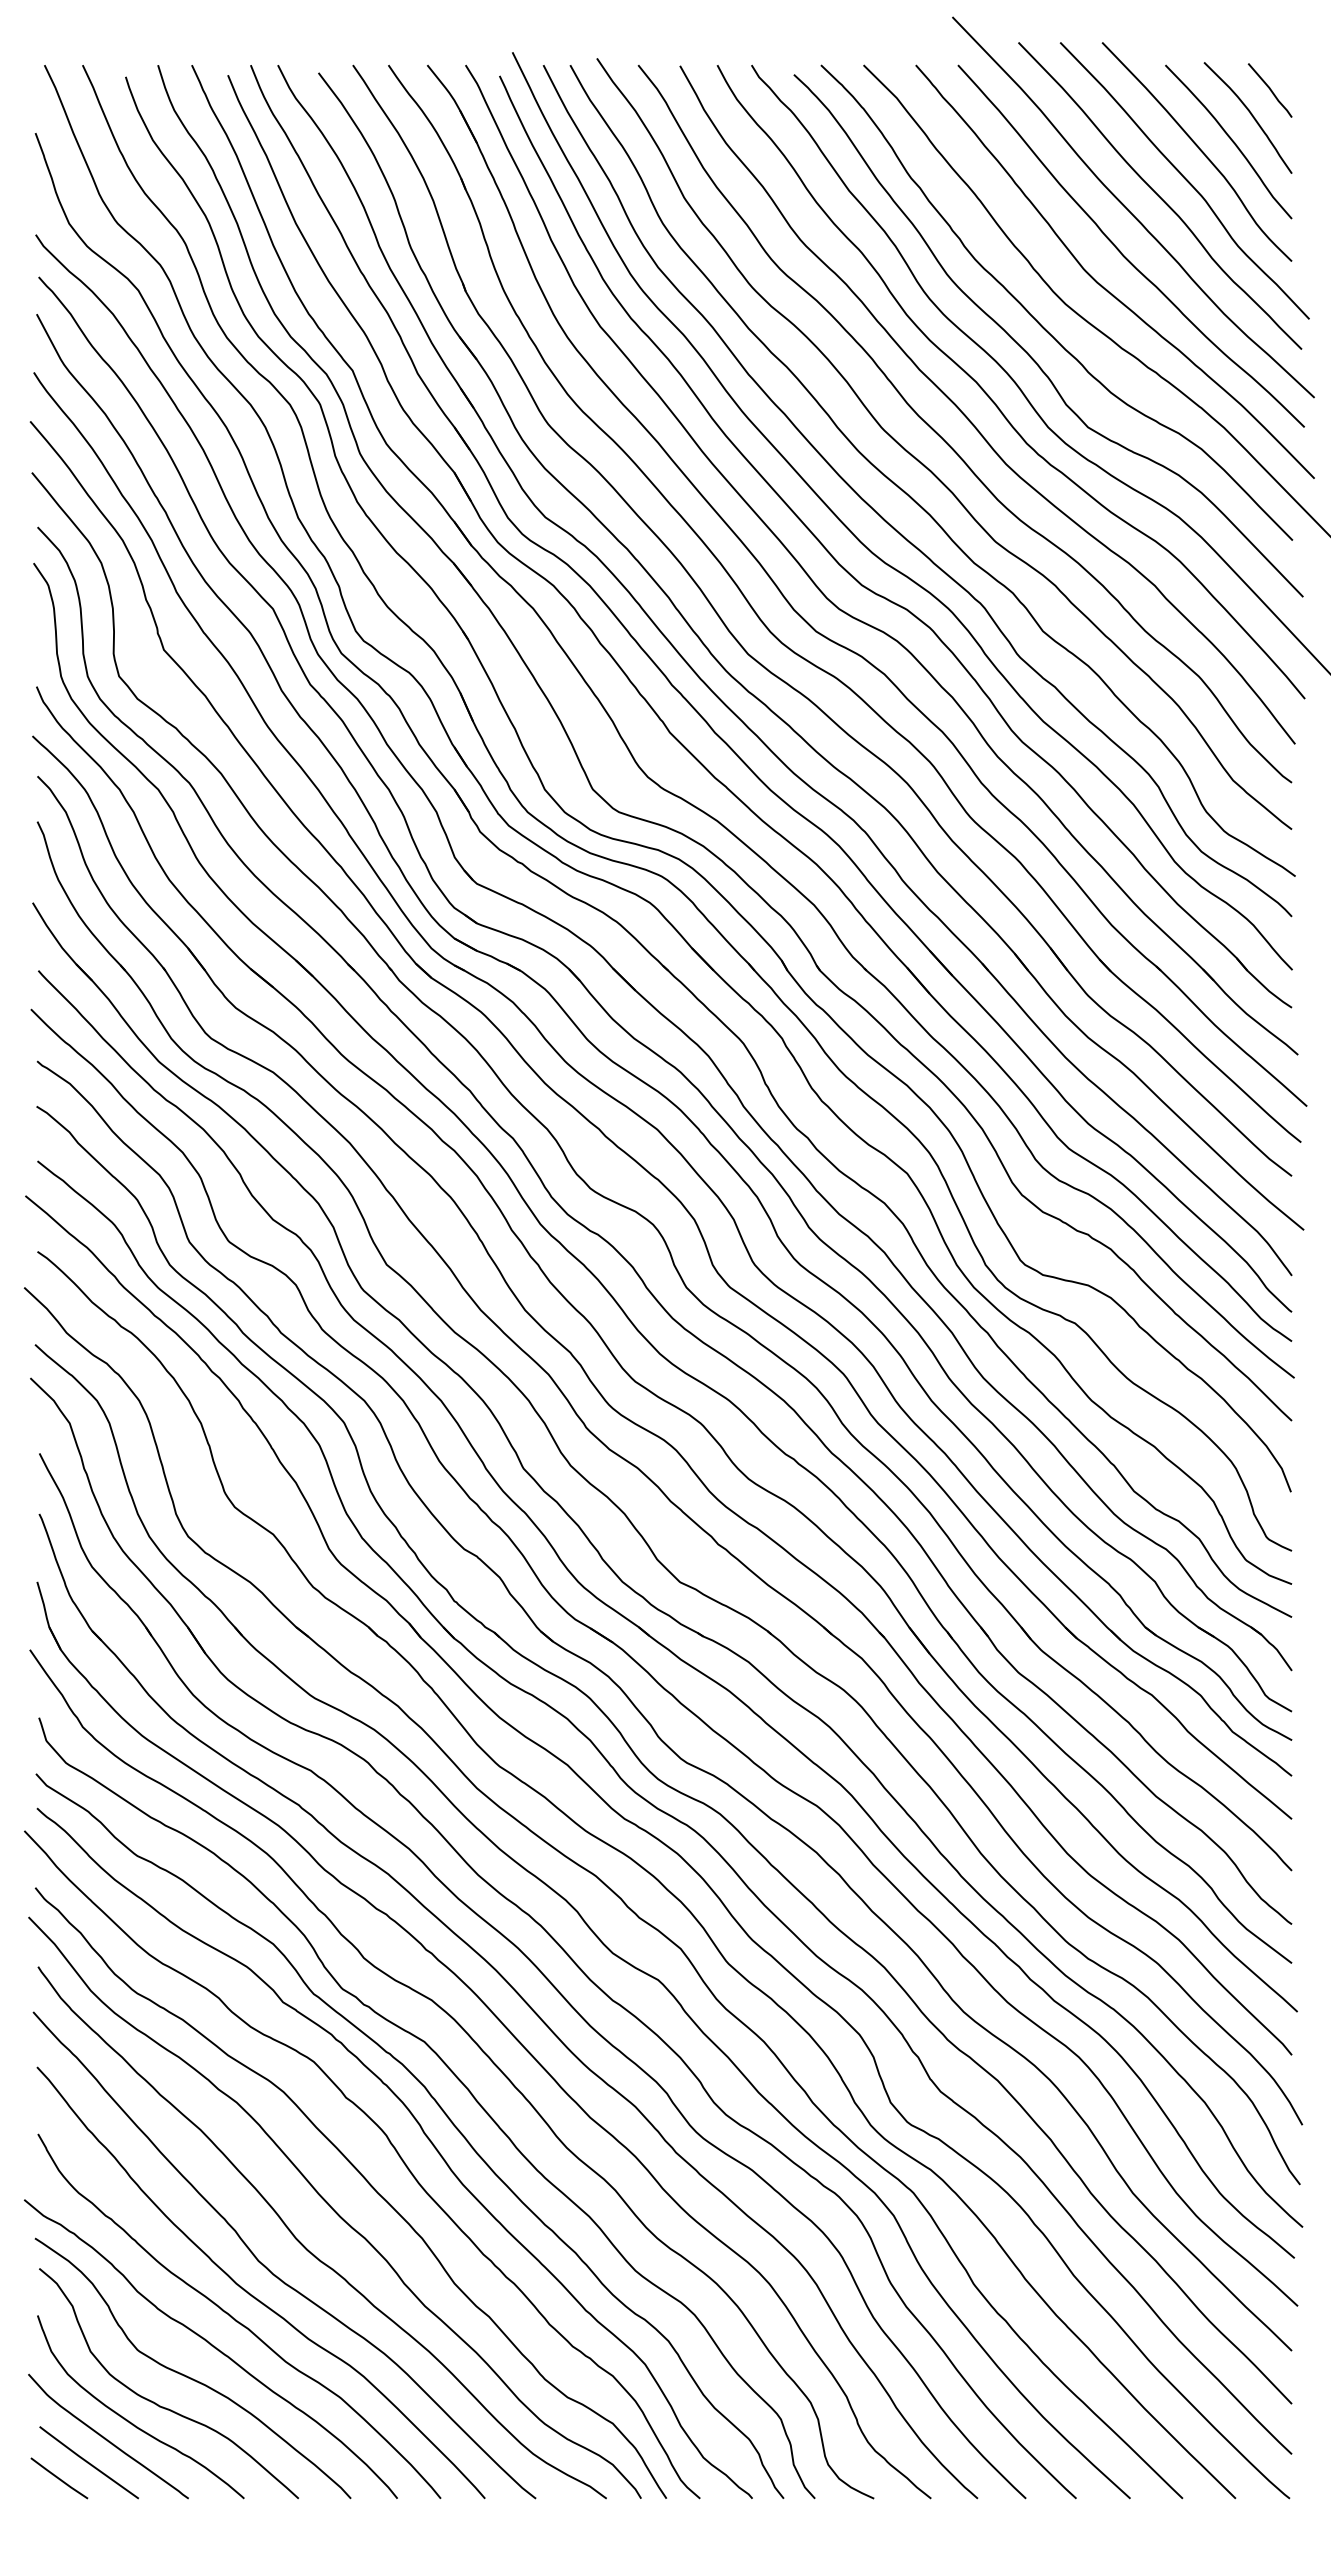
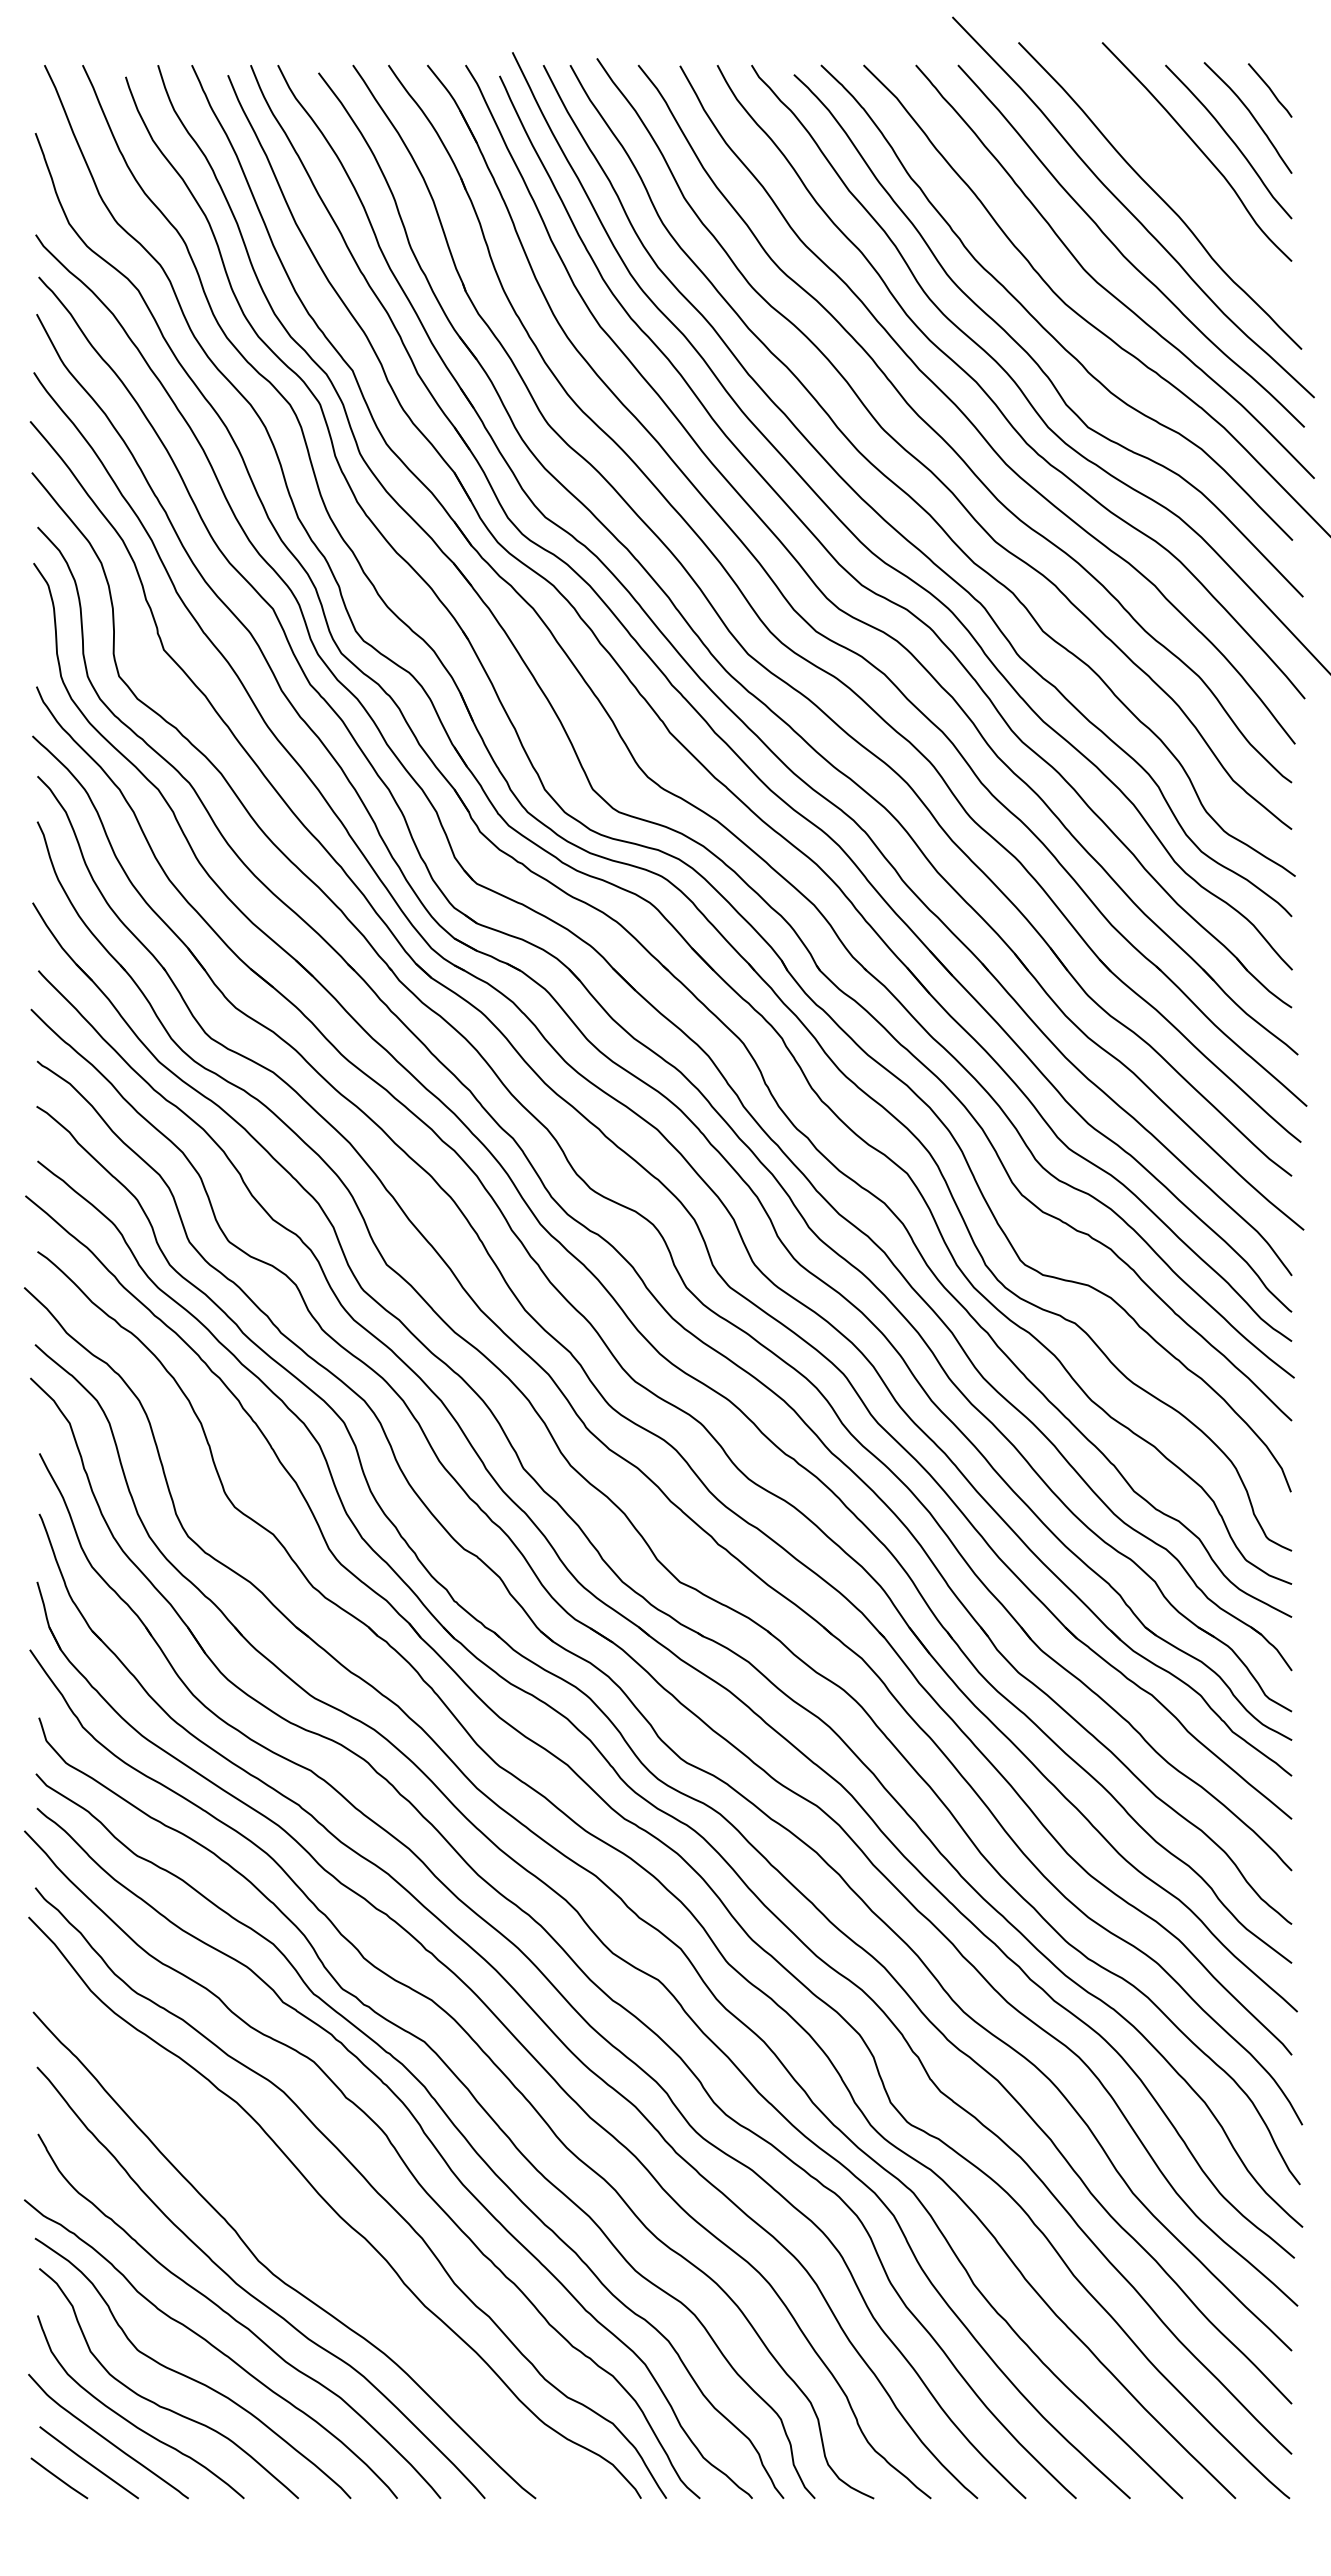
curve: present -> none (1184, 179)
curve: present -> none (306, 2247)
